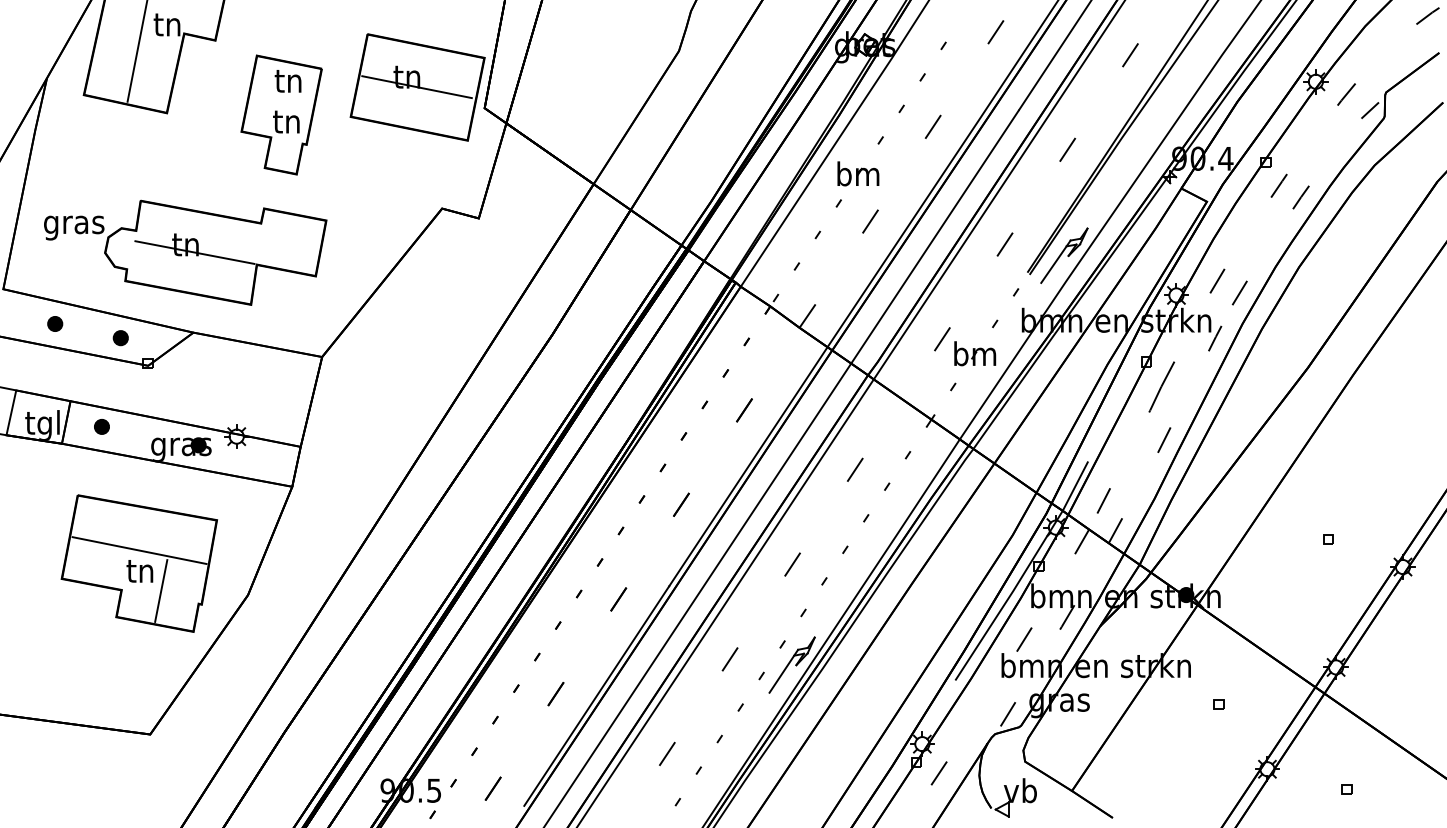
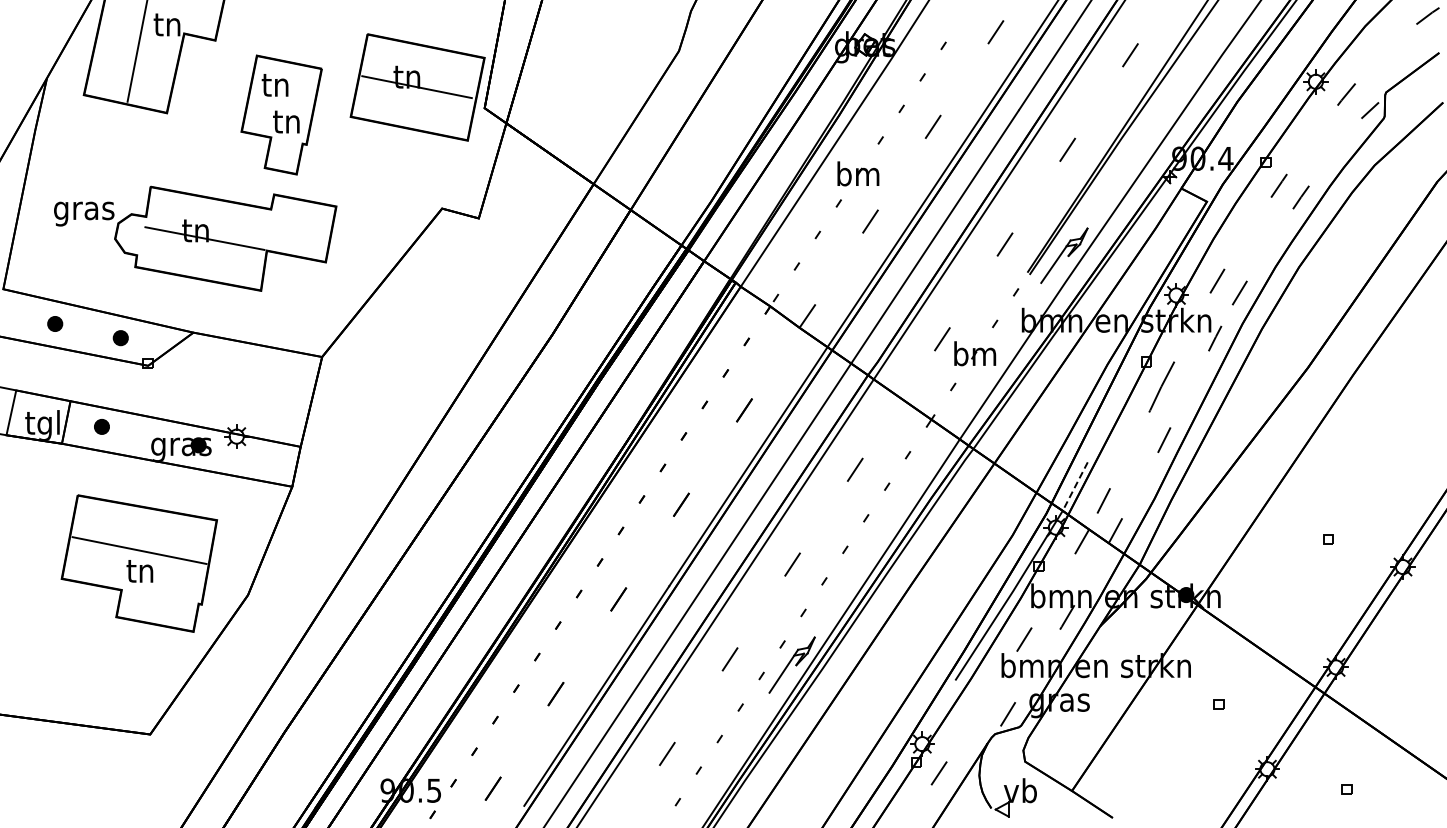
text position: (287, 81) -> (274, 85) (274, 85)
part position: (185, 252) -> (195, 238) (195, 238)
line: solid -> dashed (1075, 487)
line: present -> none (161, 590)
